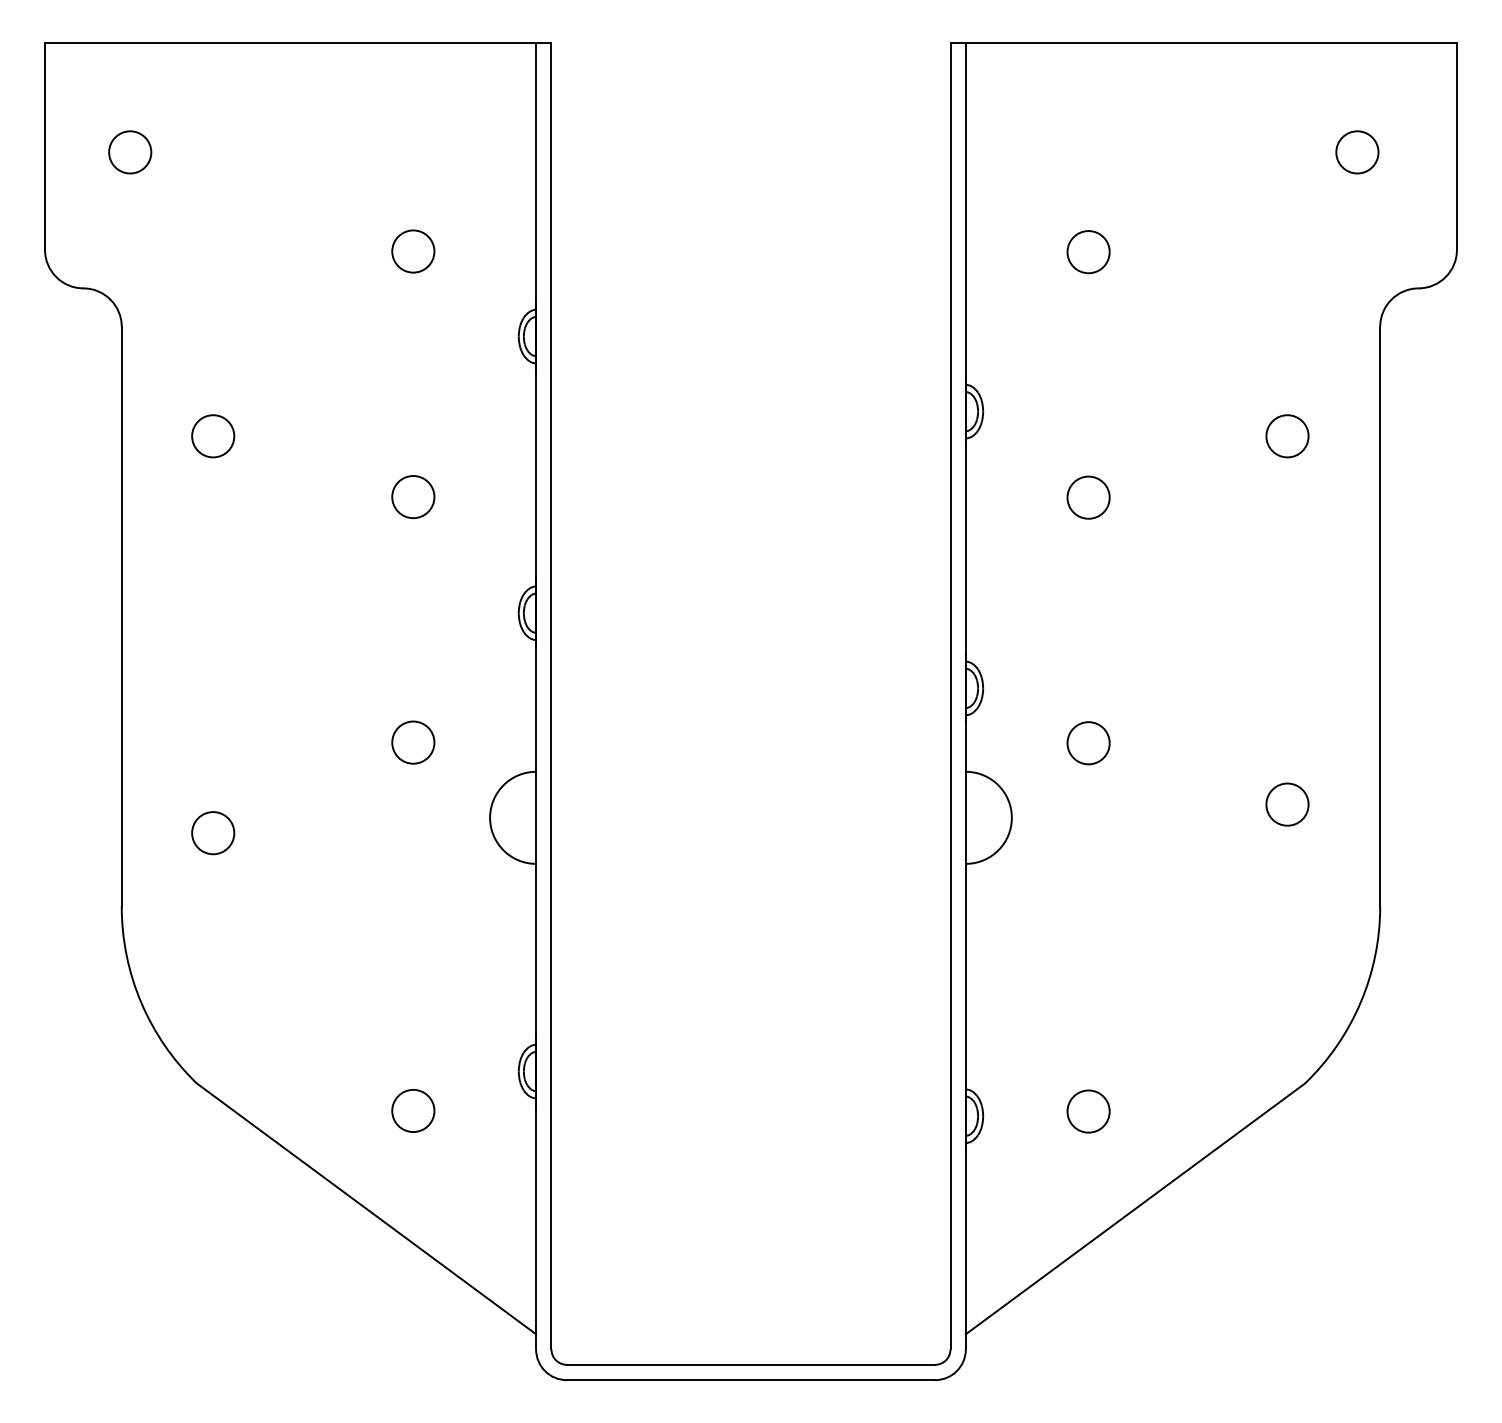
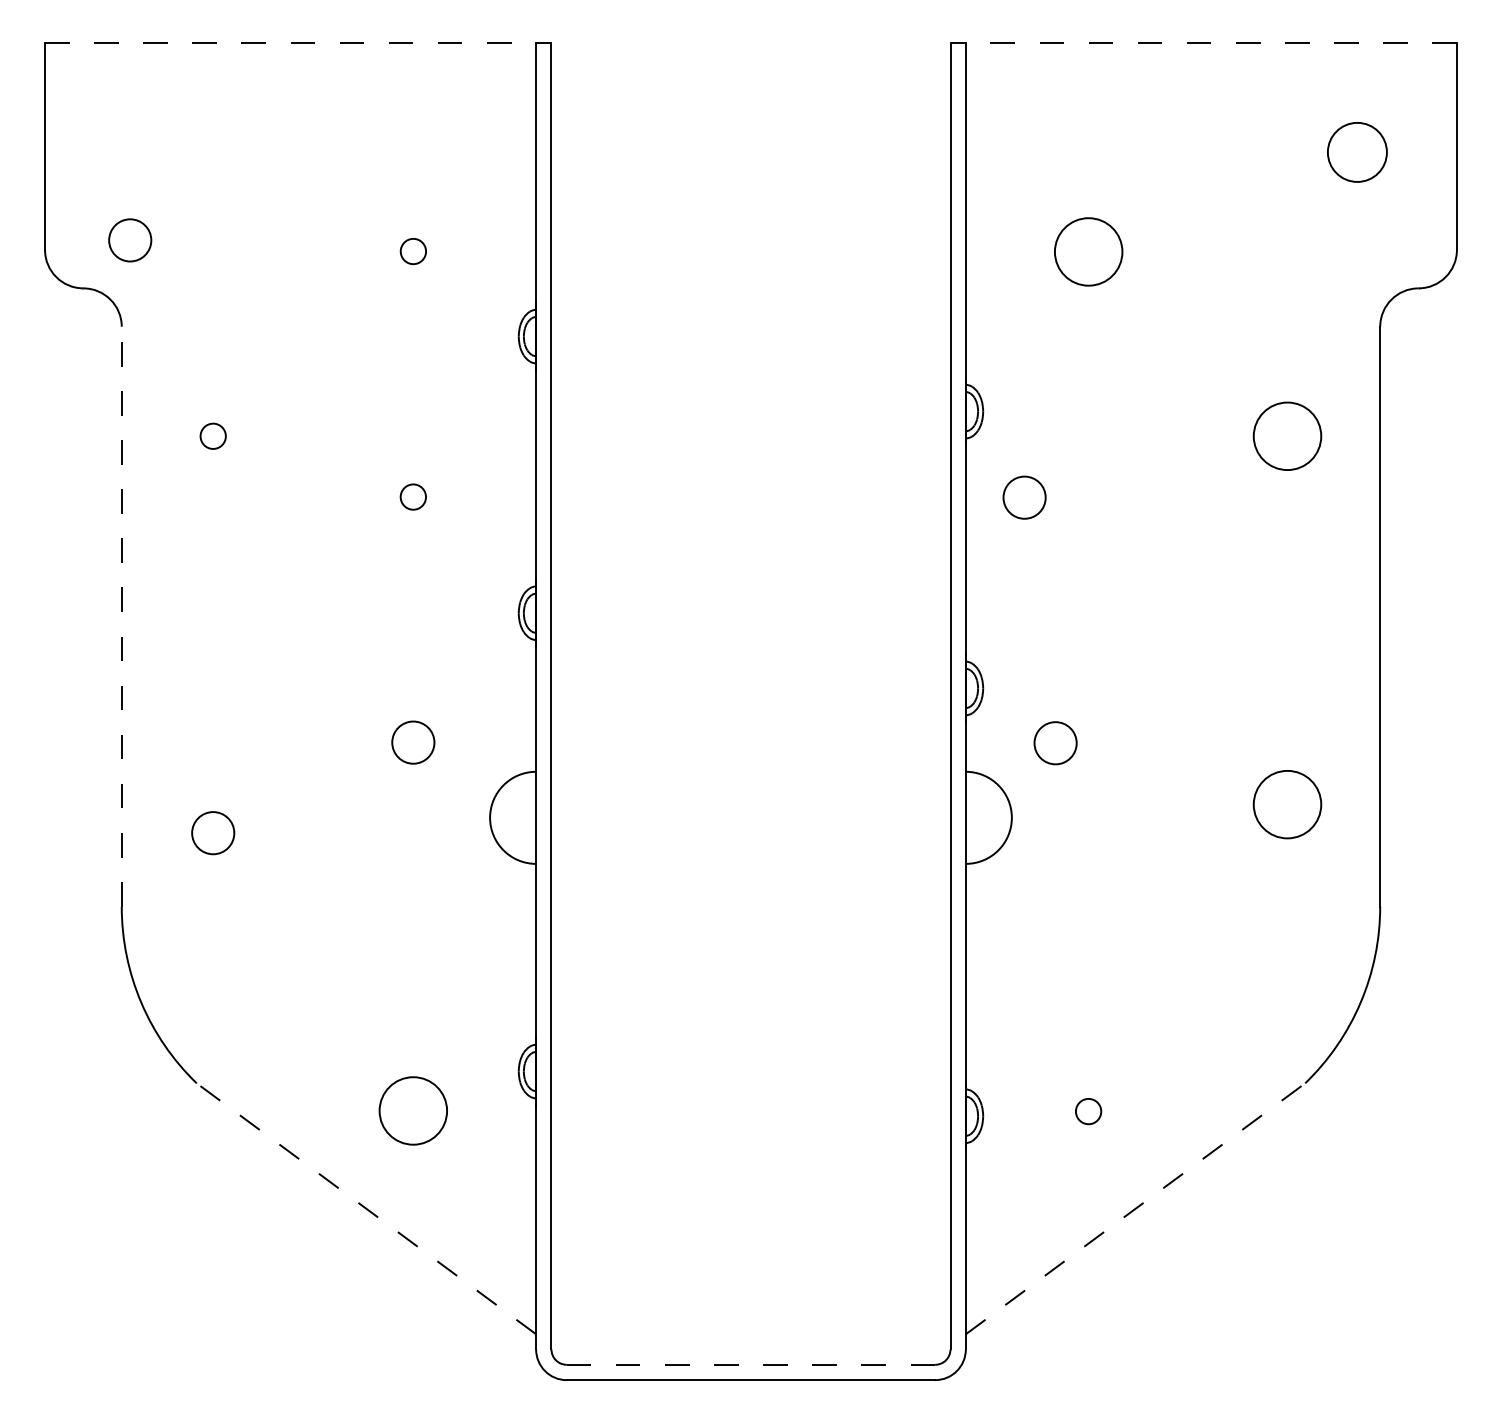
line: solid -> dashed (298, 42)
line: solid -> dashed (1203, 42)
circle position: (130, 152) -> (130, 240) (130, 240)
circle diameter: 42 px -> 59 px (1356, 151)
circle size: 45x45 px -> 28x28 px (412, 251)
circle size: 45x45 px -> 70x70 px (1088, 251)
circle diameter: 42 px -> 25 px (212, 435)
circle diameter: 42 px -> 67 px (1287, 436)
circle diameter: 42 px -> 25 px (413, 496)
circle position: (1088, 497) -> (1024, 497) (1024, 497)
line: solid -> dashed (121, 616)
circle position: (1088, 743) -> (1055, 743) (1055, 743)
circle diameter: 42 px -> 67 px (1287, 804)
circle diameter: 42 px -> 67 px (413, 1110)
circle diameter: 42 px -> 25 px (1088, 1111)
line: solid -> dashed (366, 1208)
line: solid -> dashed (1135, 1208)
line: solid -> dashed (750, 1364)
